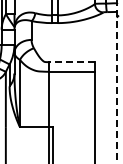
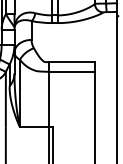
line: dashed -> solid (71, 62)
line: dashed -> solid (117, 82)
